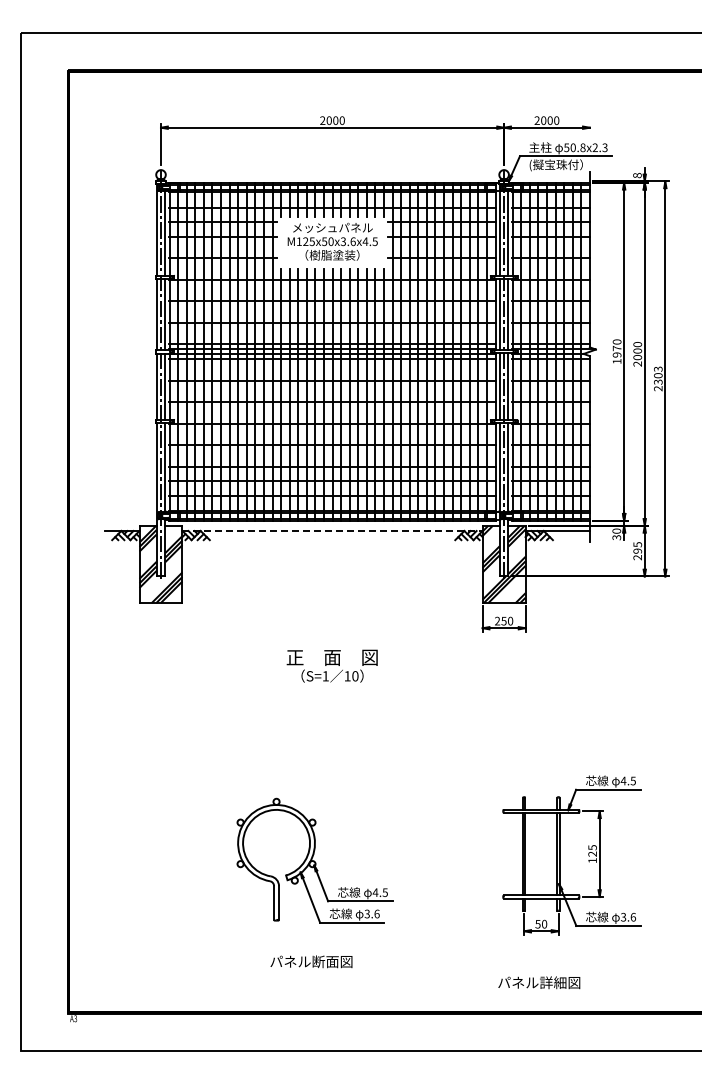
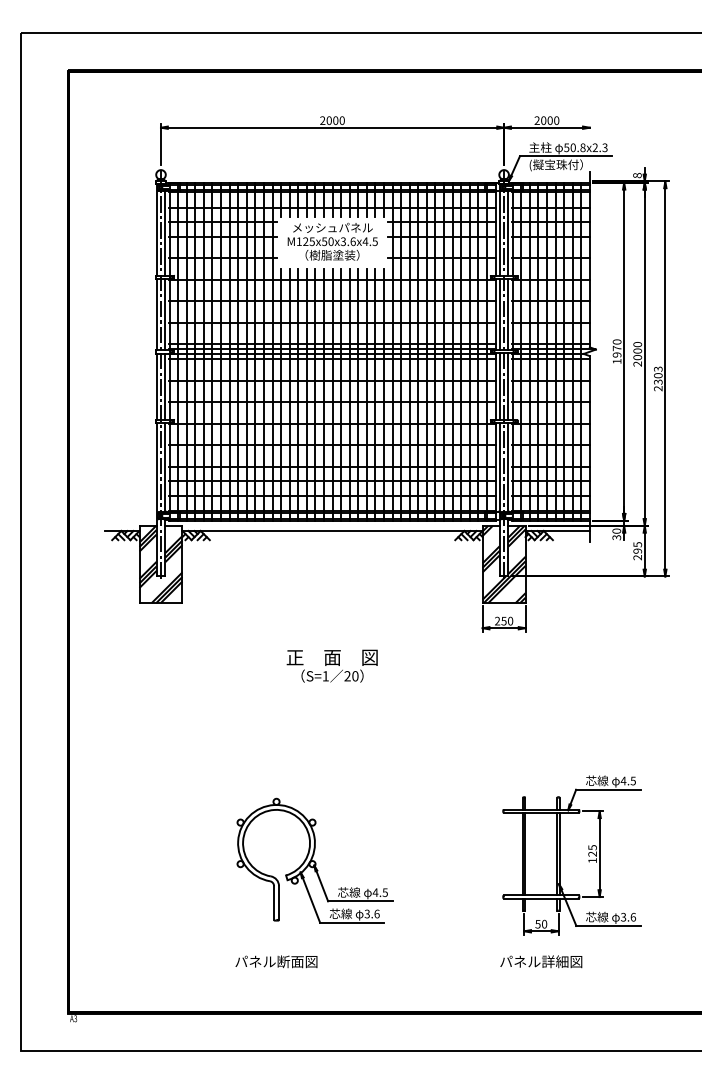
line: dashed -> solid (333, 531)
text: 10 -> 20 (347, 676)
text position: (311, 961) -> (276, 961) (276, 961)
text position: (539, 982) -> (541, 961) (541, 961)
